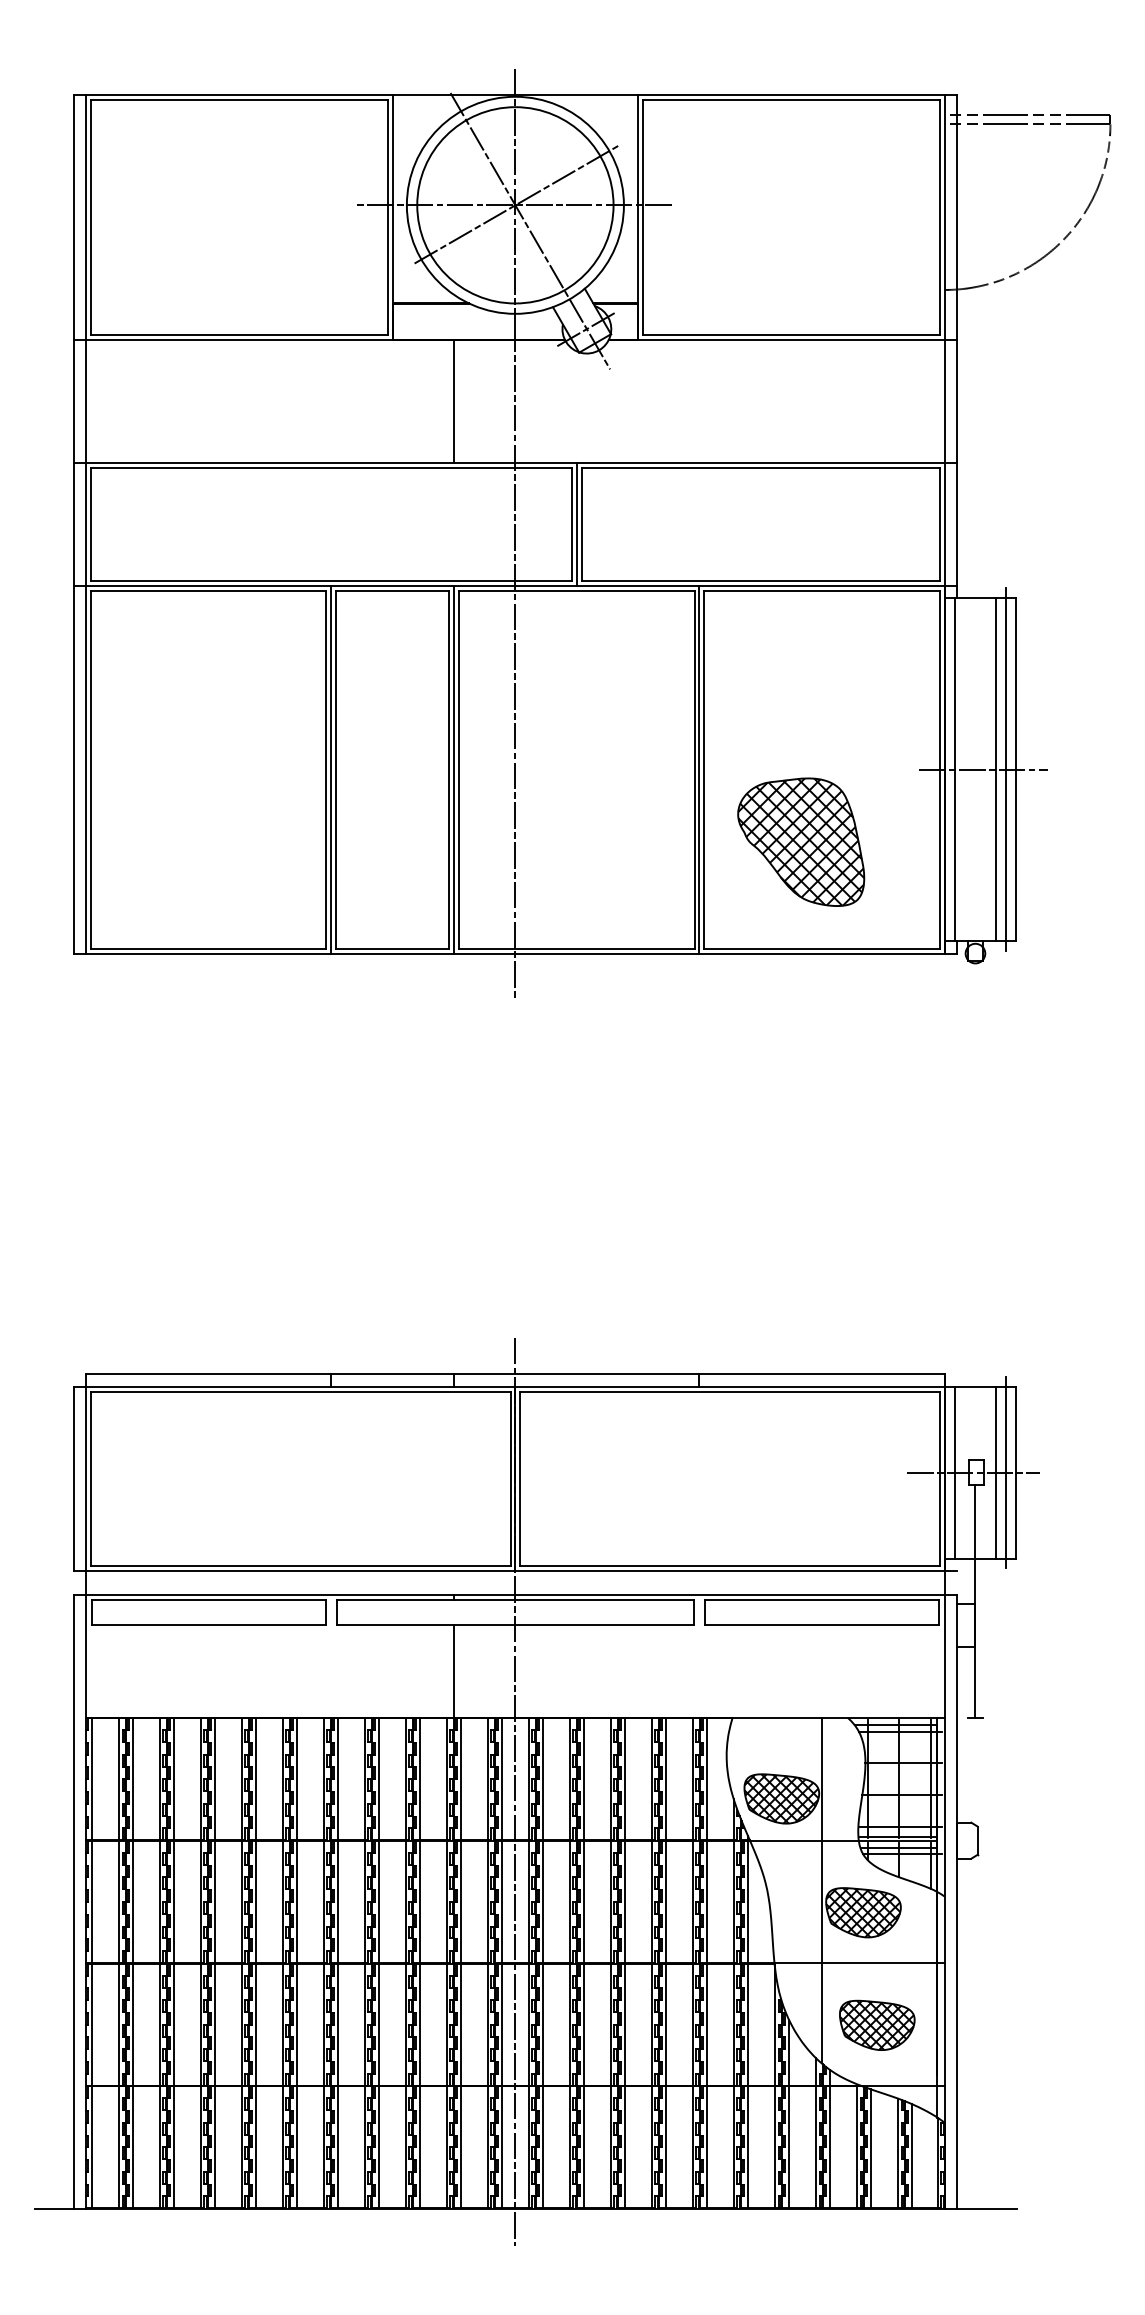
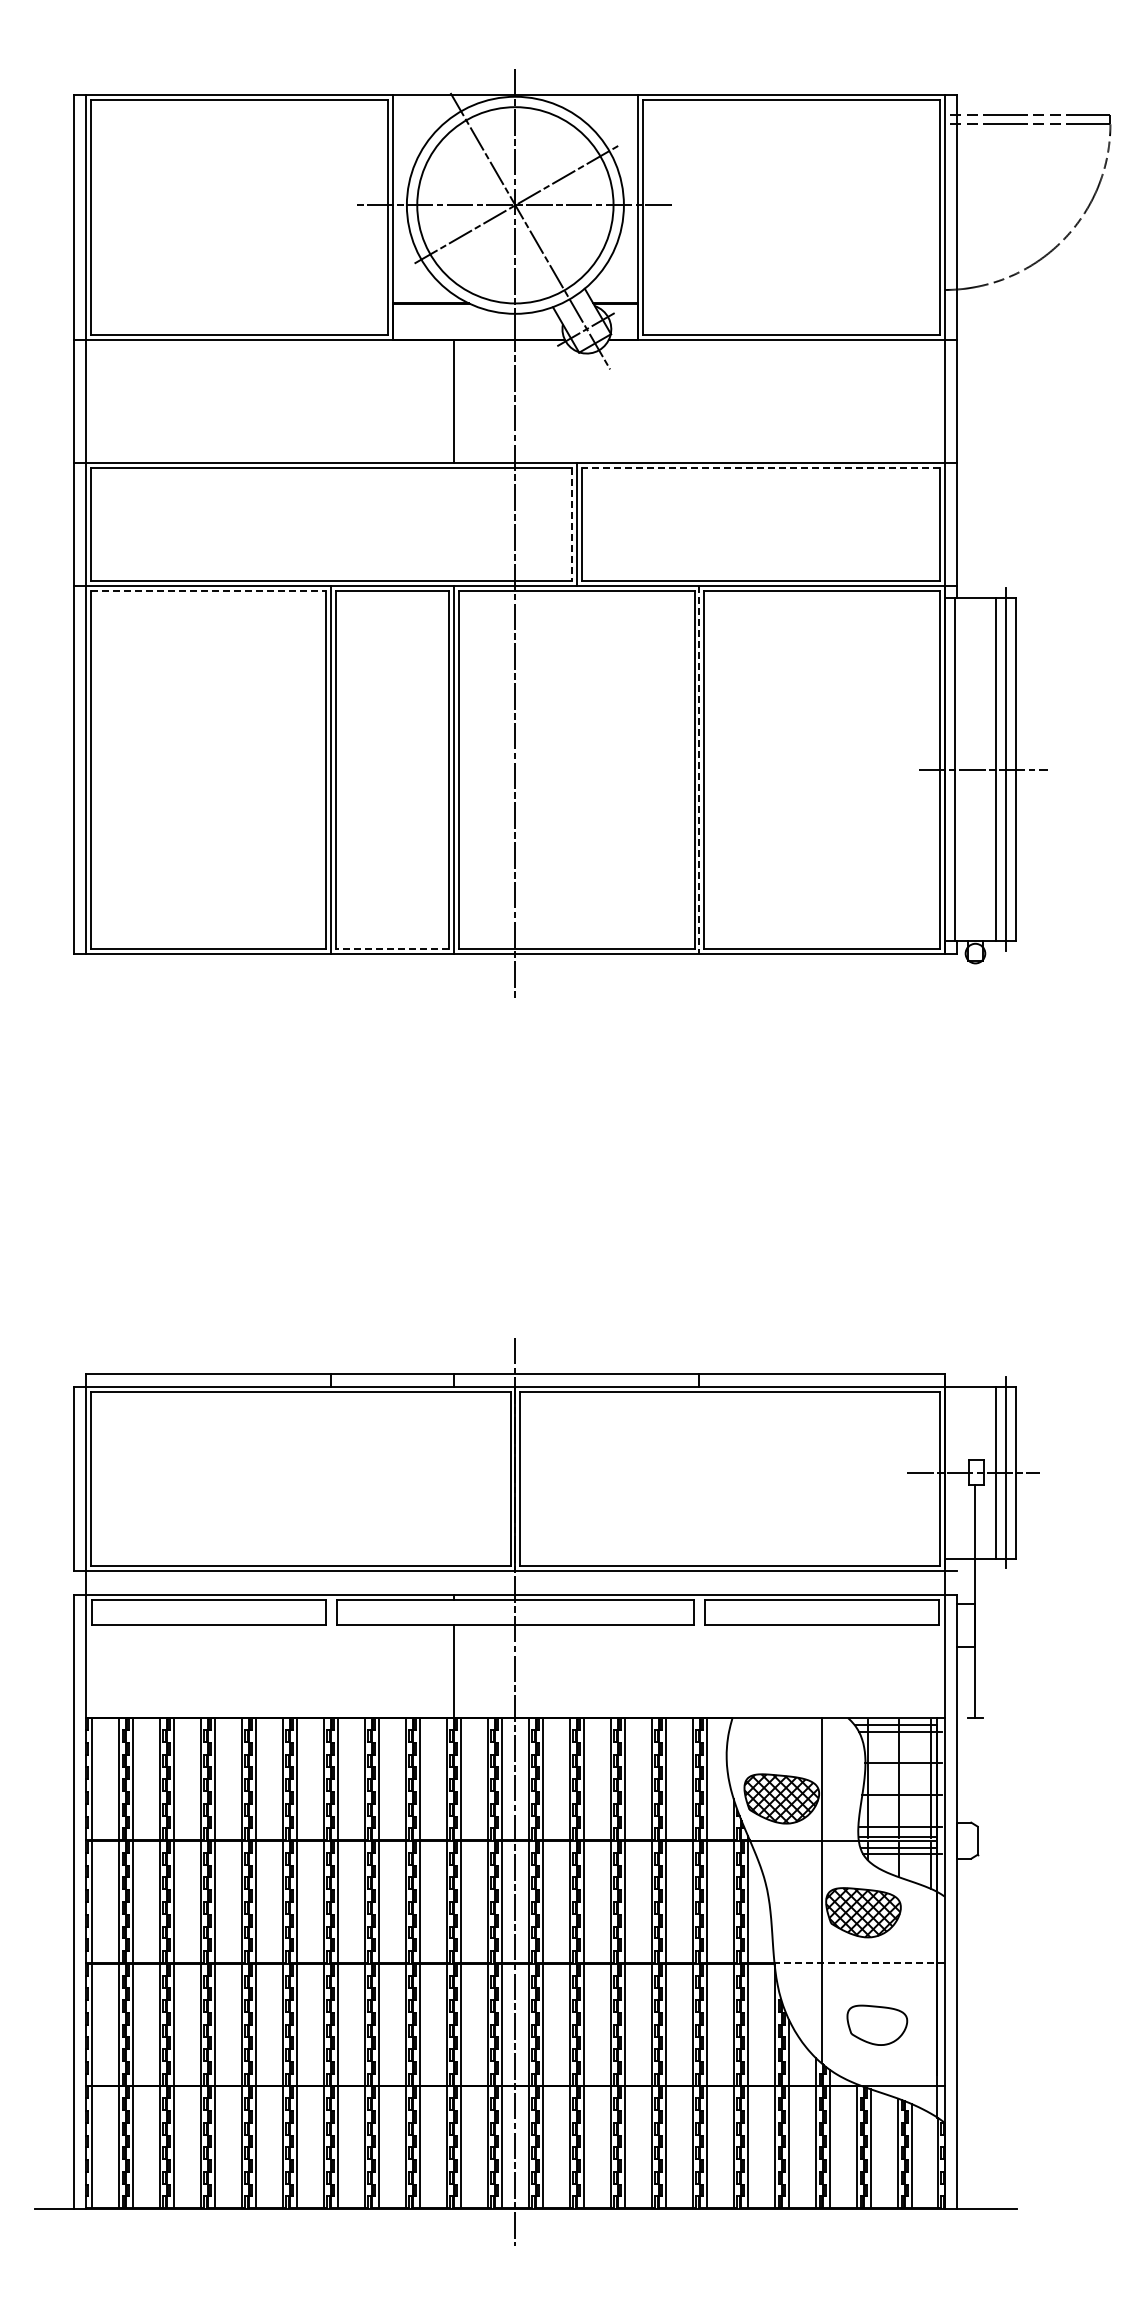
line: solid -> dashed (760, 467)
line: solid -> dashed (571, 524)
line: solid -> dashed (208, 590)
line: solid -> dashed (699, 770)
part: present -> none (801, 841)
line: solid -> dashed (392, 948)
line: present -> none (954, 1472)
line: solid -> dashed (859, 1963)
part size: 77x52 px -> 63x42 px (877, 2024)
